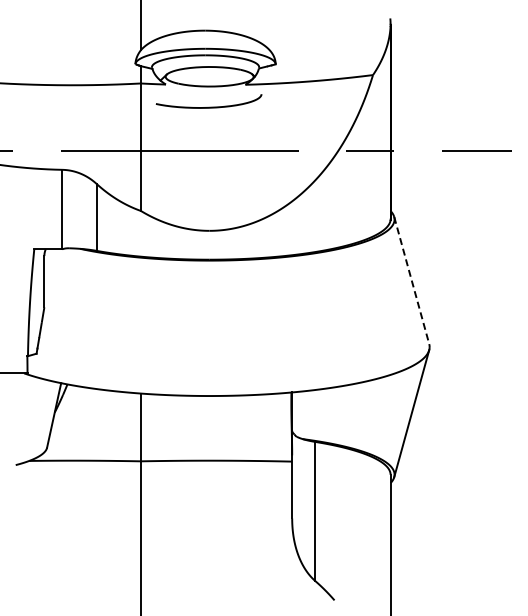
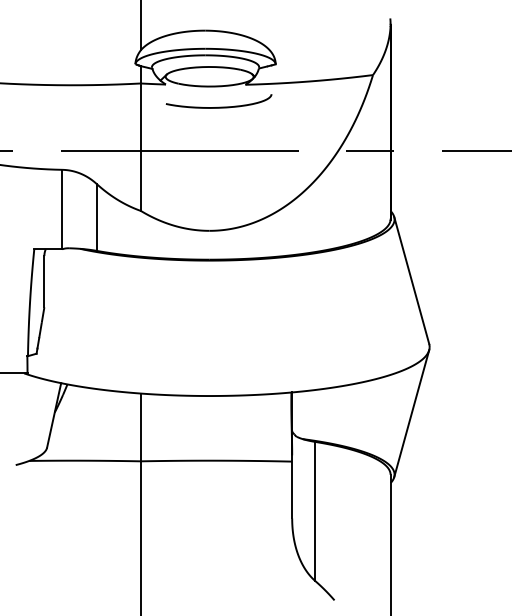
curve position: (208, 106) -> (218, 106) (218, 106)
line: dashed -> solid (411, 280)
